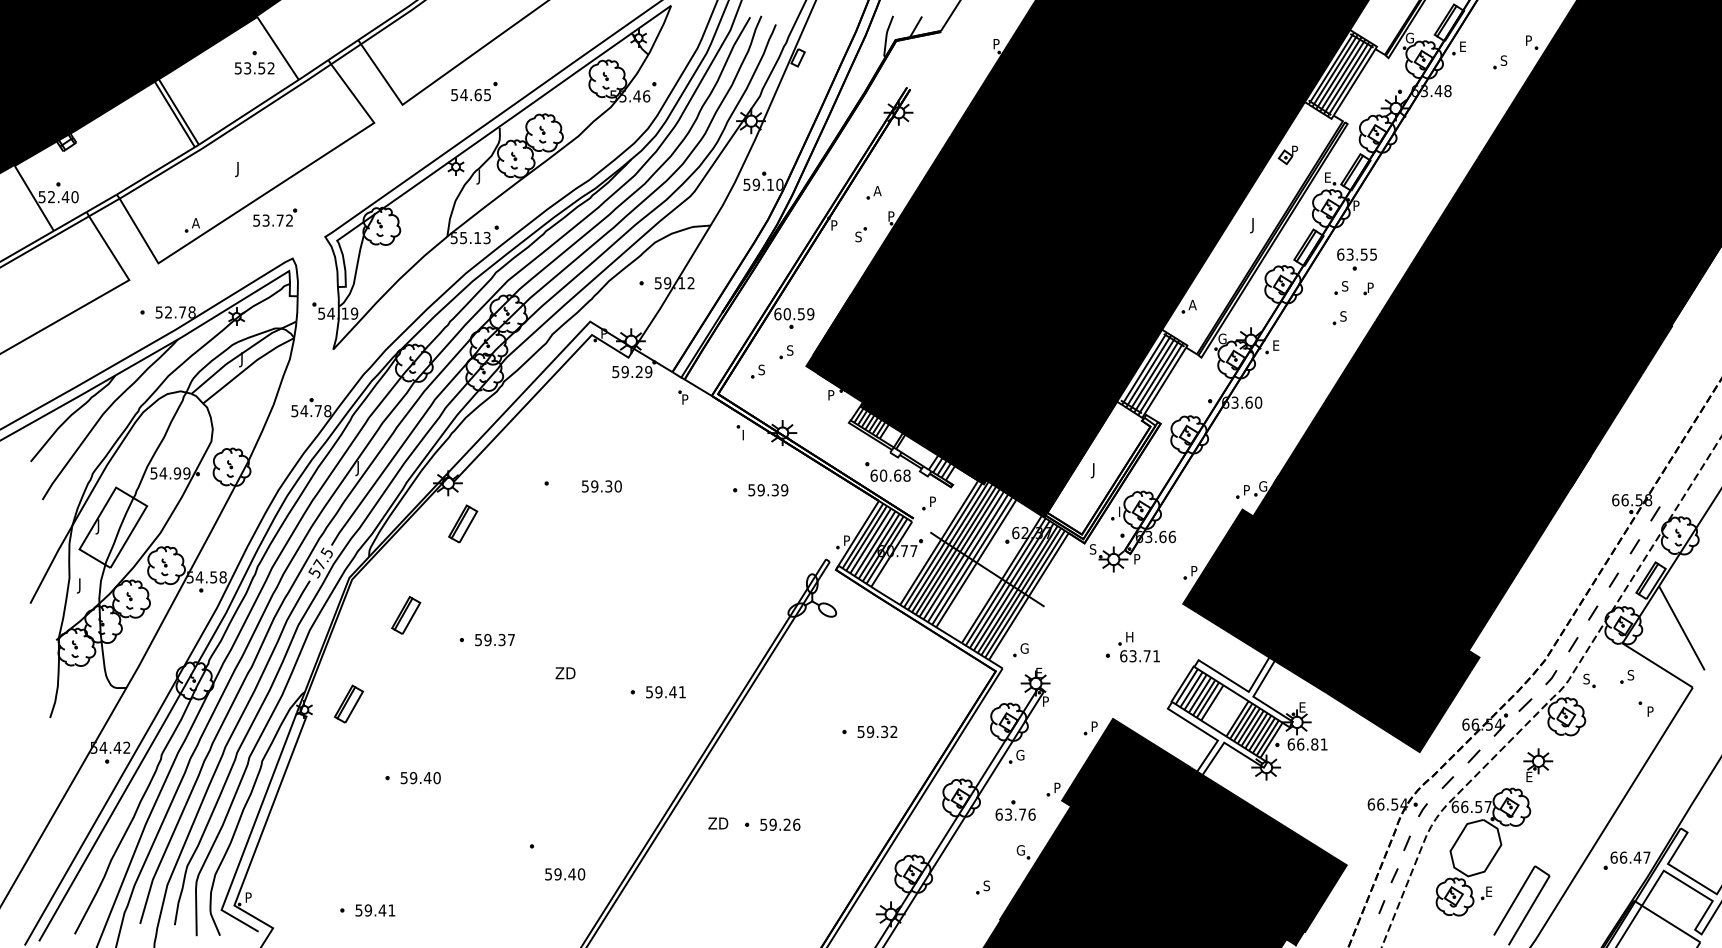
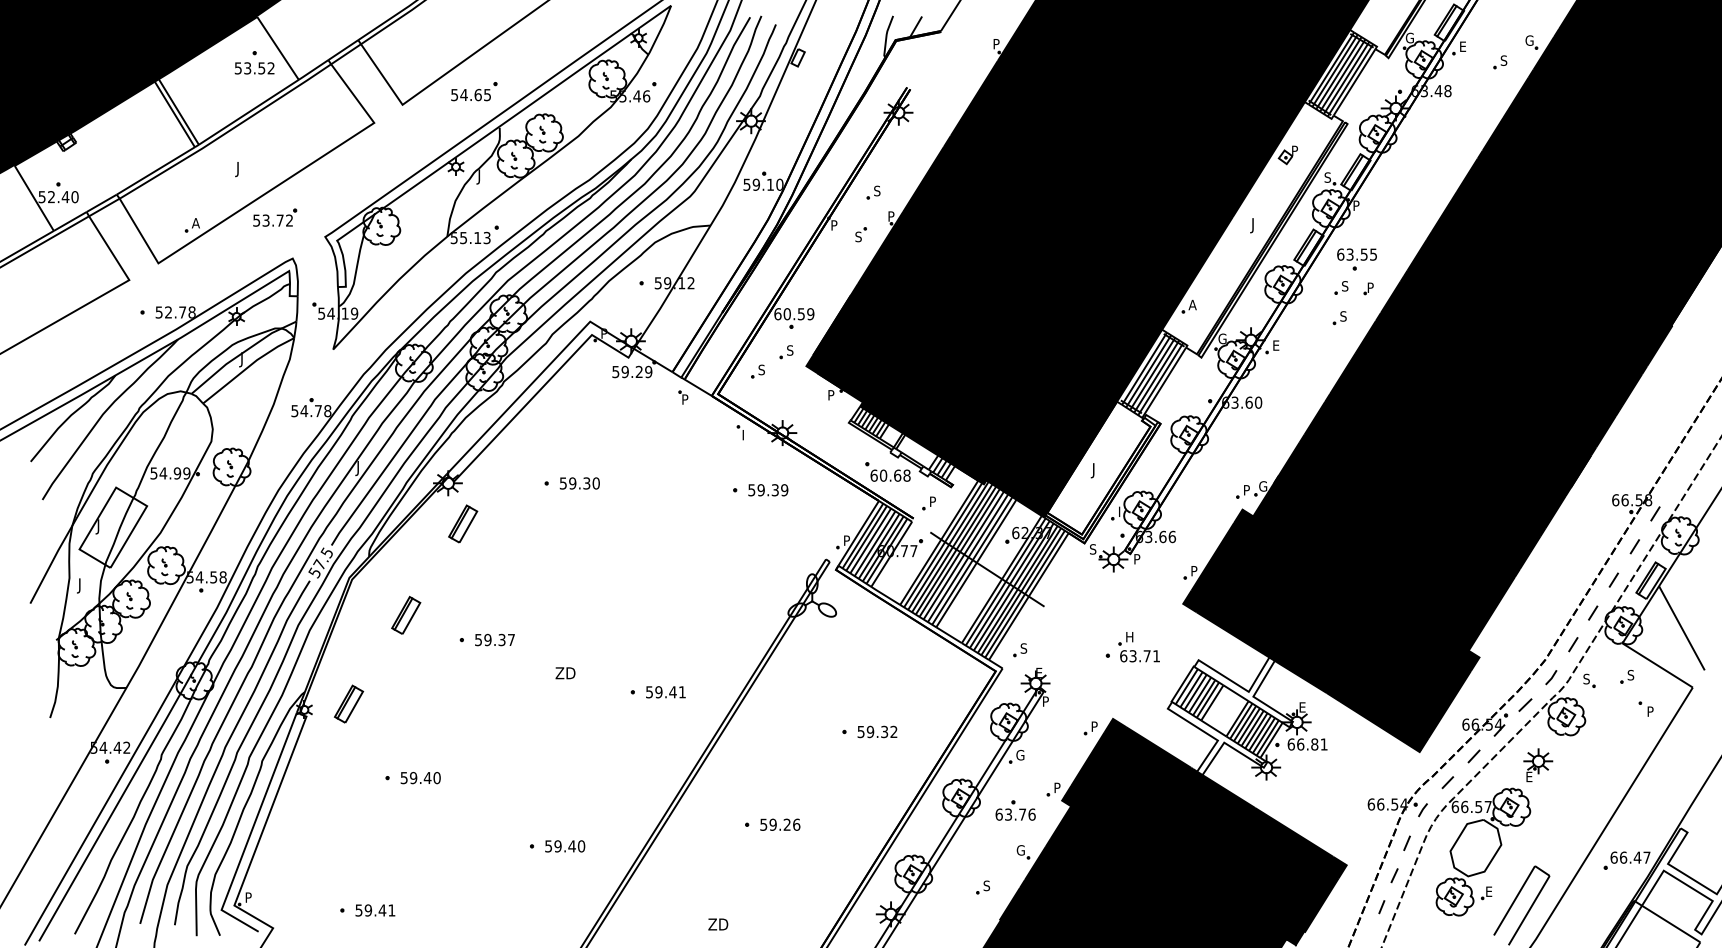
text: P -> G (1529, 40)
text: E -> S (1327, 177)
text: A -> S (877, 190)
text position: (601, 486) -> (579, 483) (579, 483)
text: G -> S (1024, 648)
text position: (718, 823) -> (718, 924) (718, 924)
text position: (565, 874) -> (565, 846) (565, 846)
